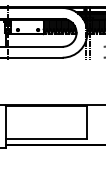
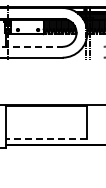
line: solid -> dashed (31, 46)
line: solid -> dashed (46, 139)
